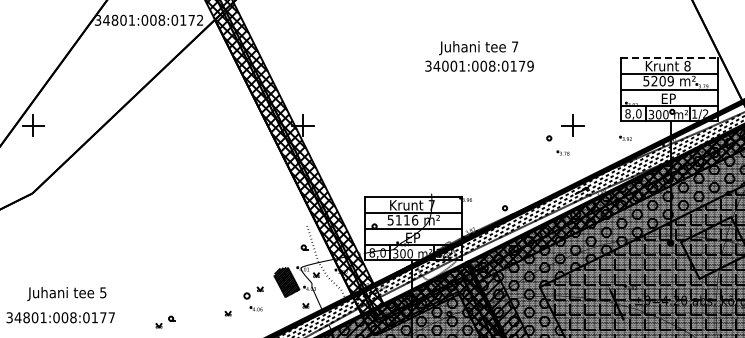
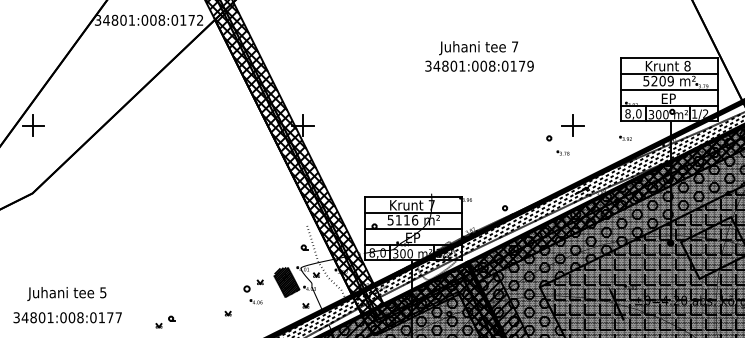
line: dashed -> solid (669, 57)
text: 34001:008:0179 -> 34801:008:0179 (445, 66)
part position: (253, 298) -> (253, 291) (253, 291)
text position: (60, 317) -> (67, 317) (67, 317)
